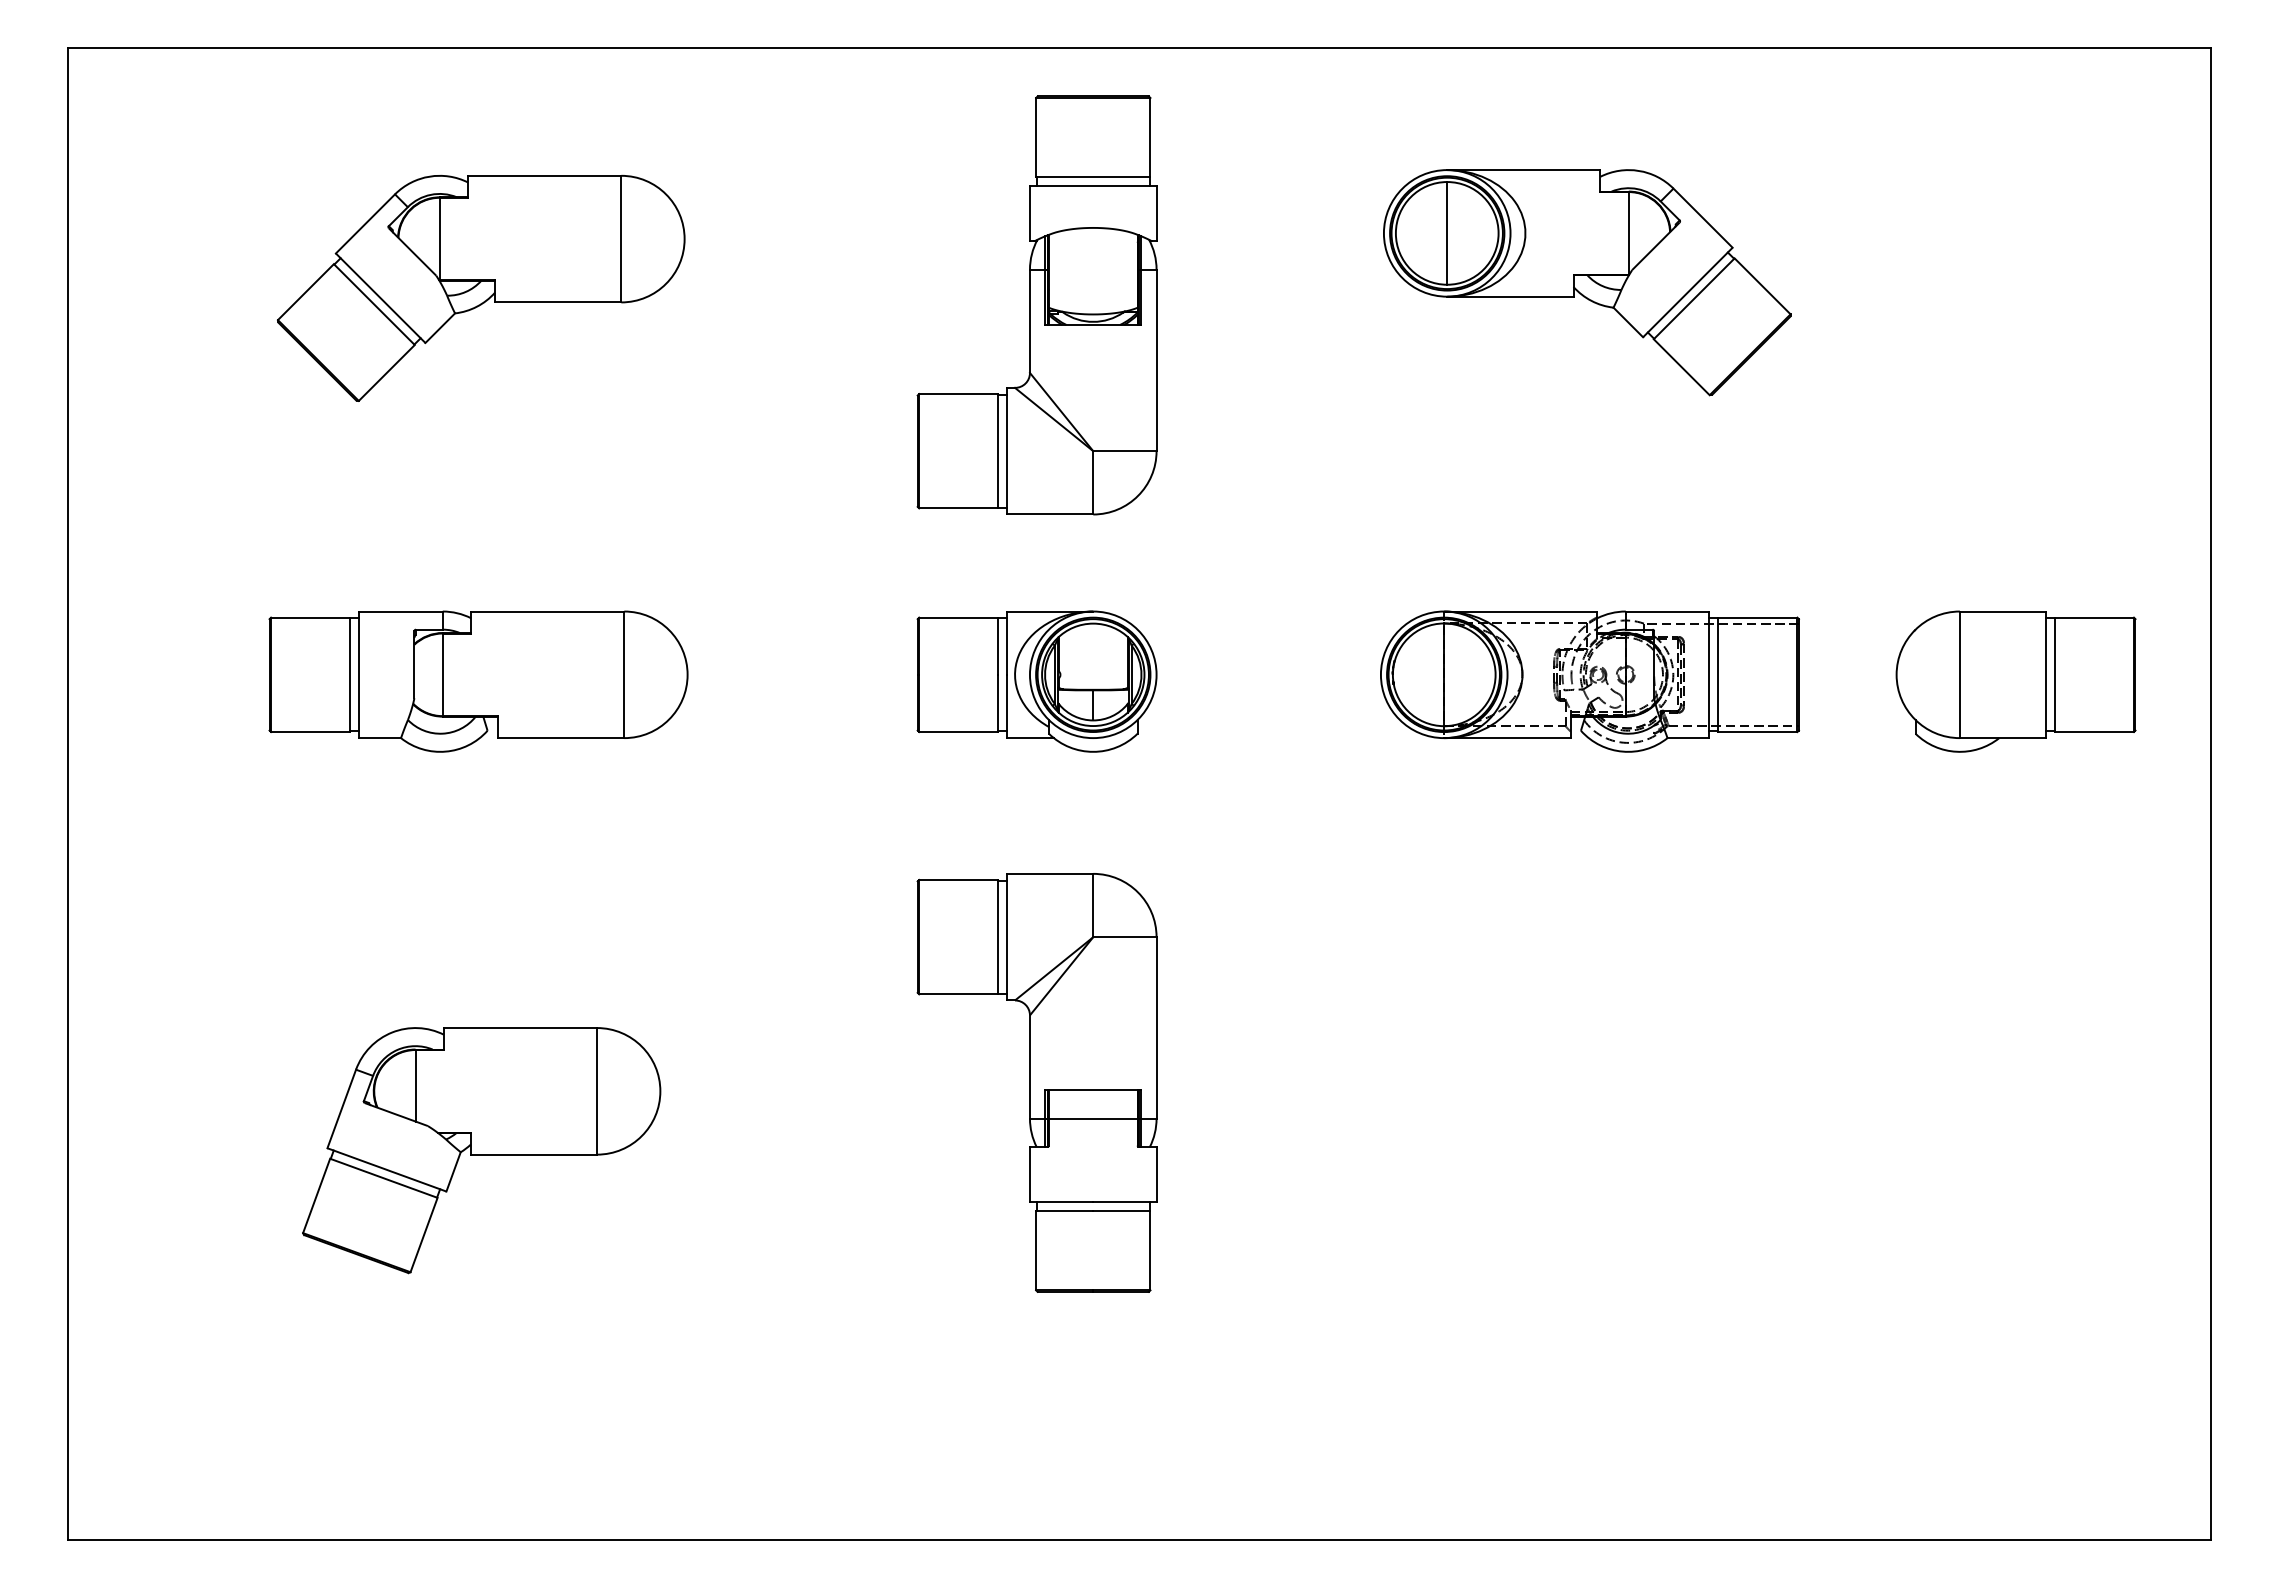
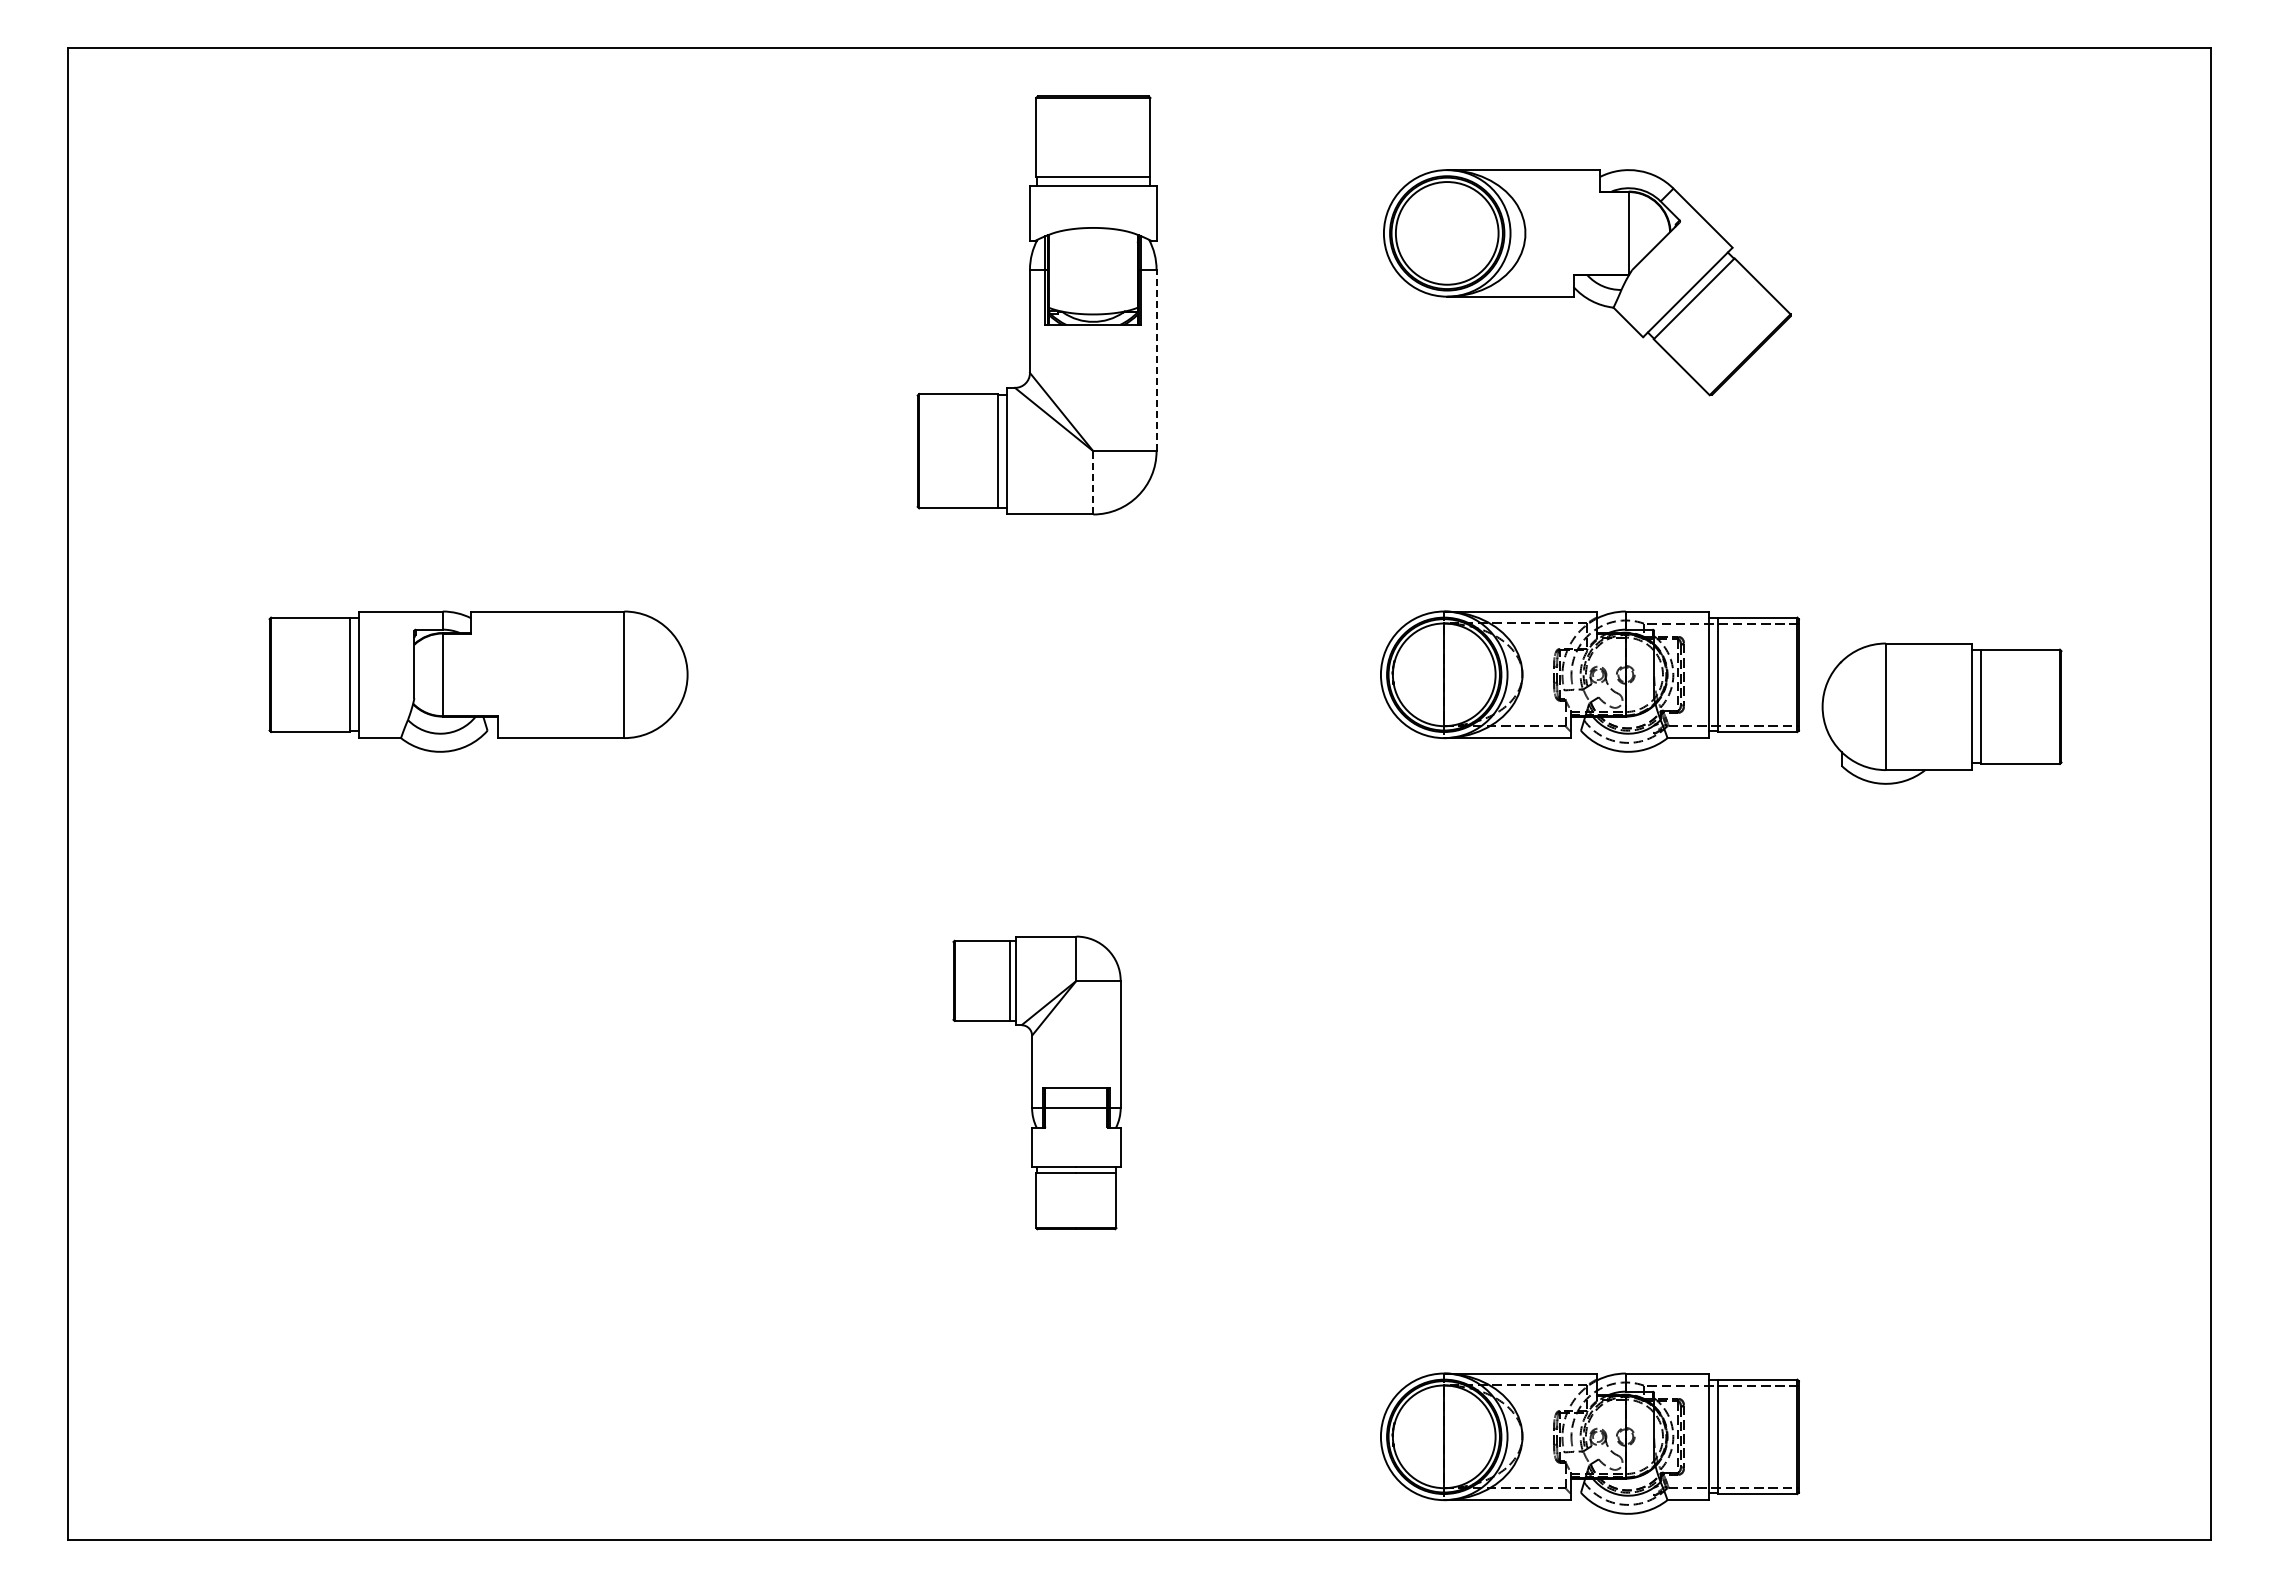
line: present -> none (1447, 233)
part: present -> none (481, 288)
line: solid -> dashed (1156, 360)
line: solid -> dashed (1093, 482)
part: present -> none (1036, 681)
part position: (2015, 681) -> (1941, 713) (1941, 713)
part size: 242x420 px -> 170x296 px (1036, 1082)
part: present -> none (481, 1150)
part: none -> present (1589, 1443)
